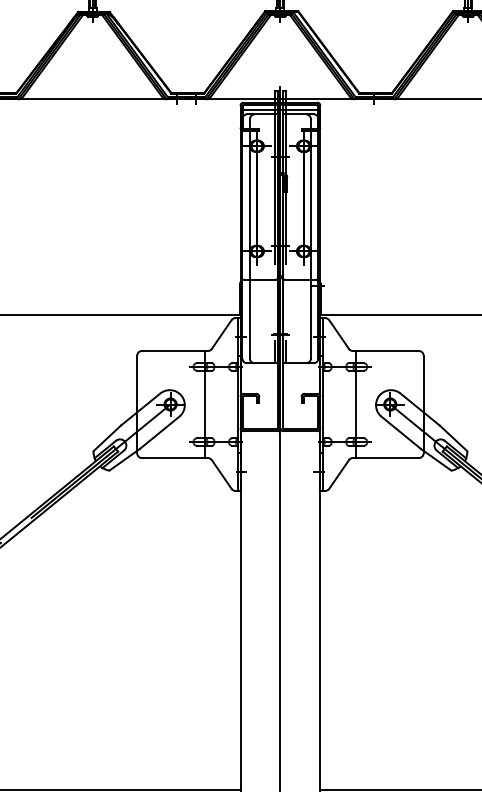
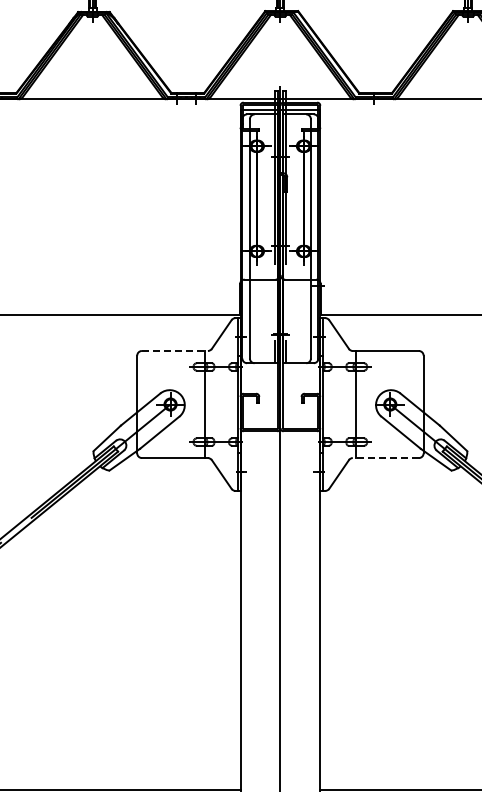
line: solid -> dashed (175, 351)
line: solid -> dashed (385, 458)
